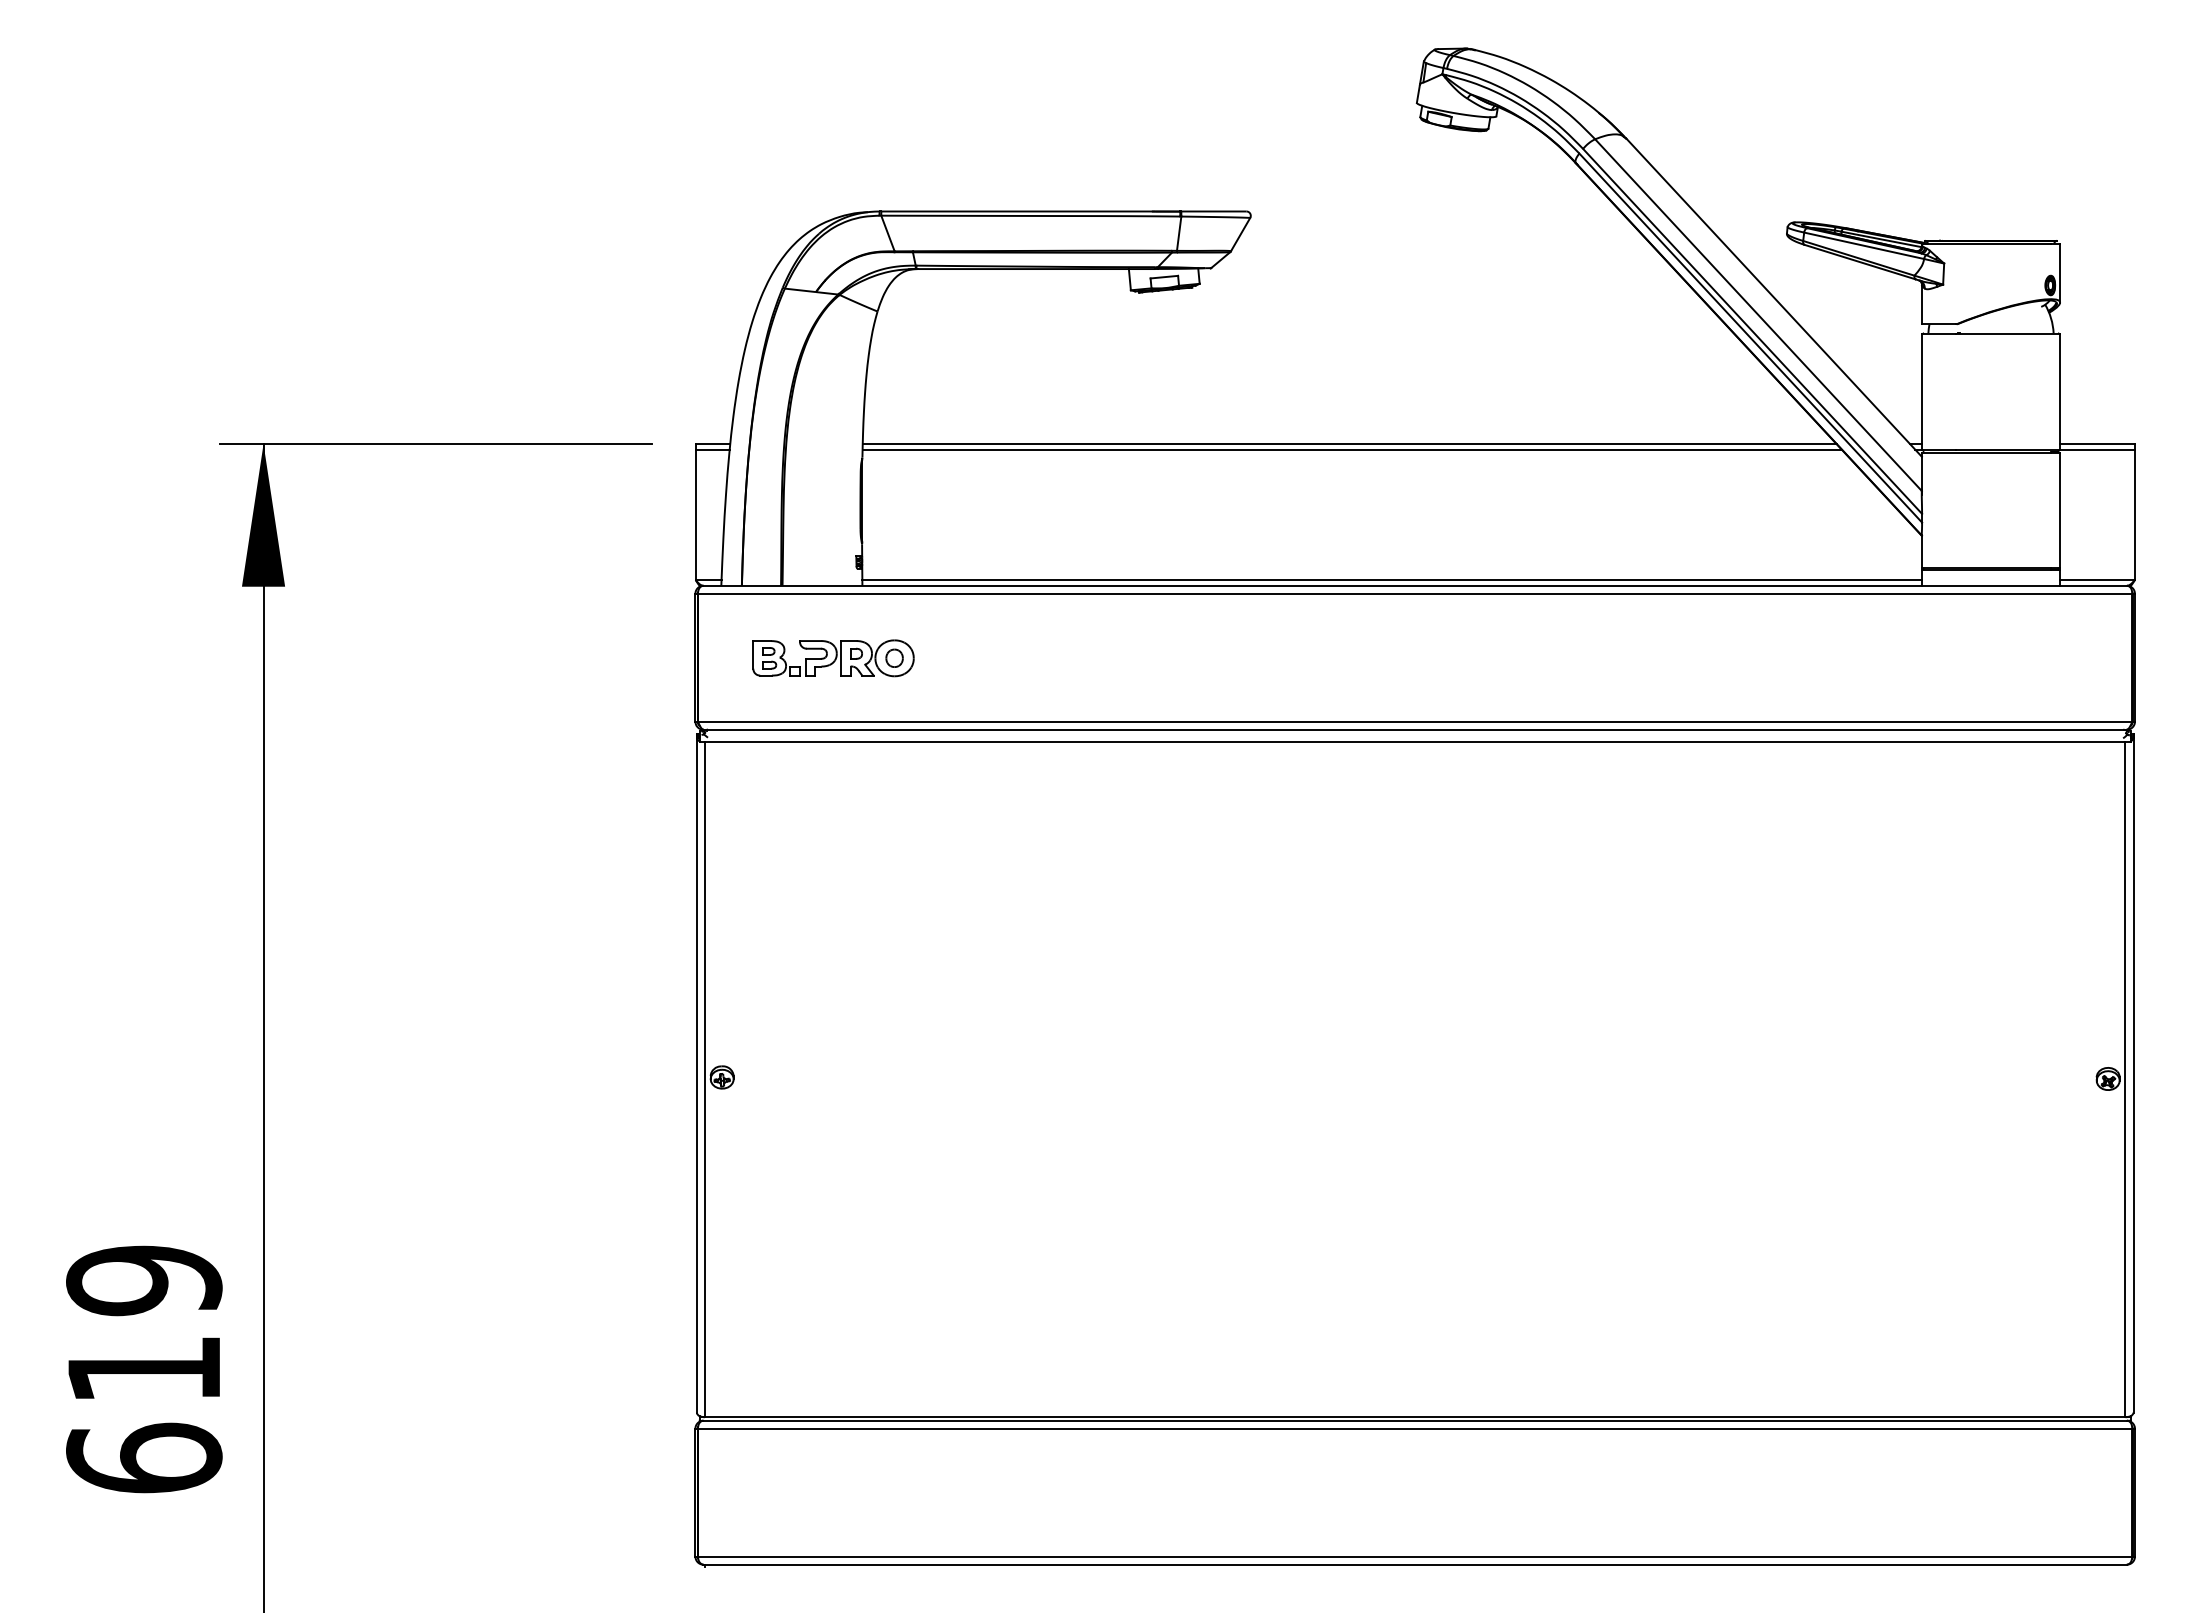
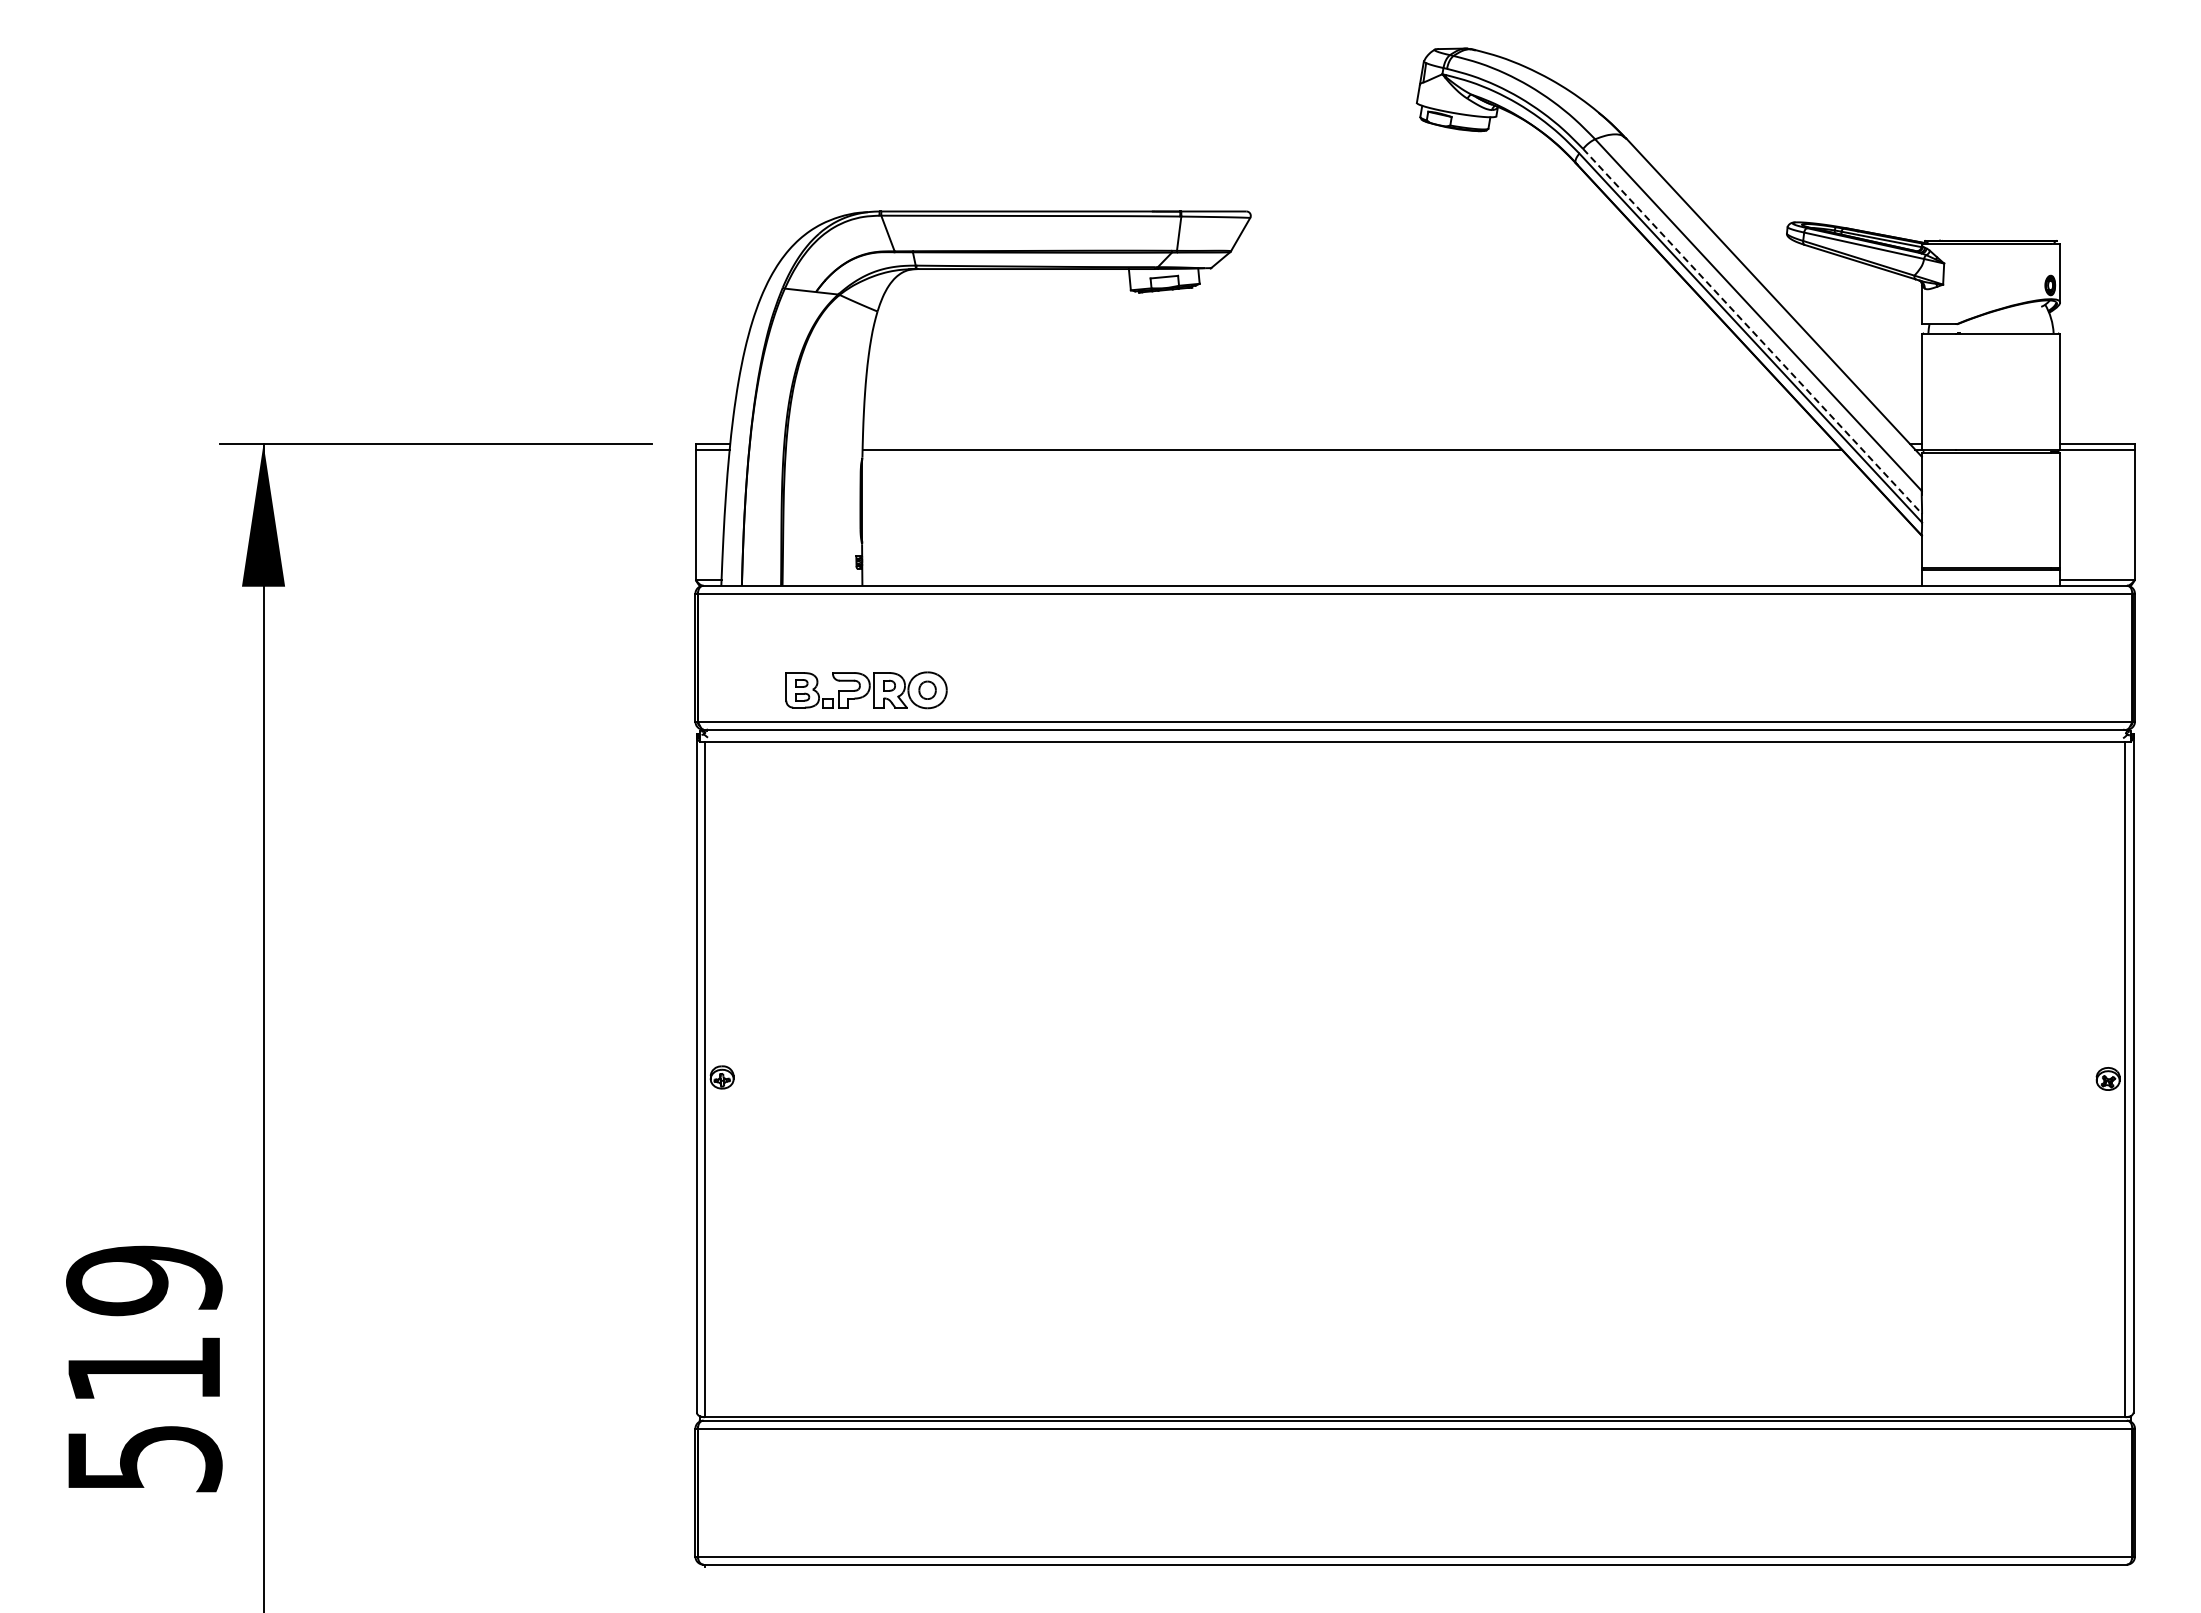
line: solid -> dashed (1752, 331)
line: present -> none (1349, 444)
line: present -> none (1391, 580)
part position: (833, 658) -> (866, 690) (866, 690)
text: 619 -> 519 (144, 1457)
